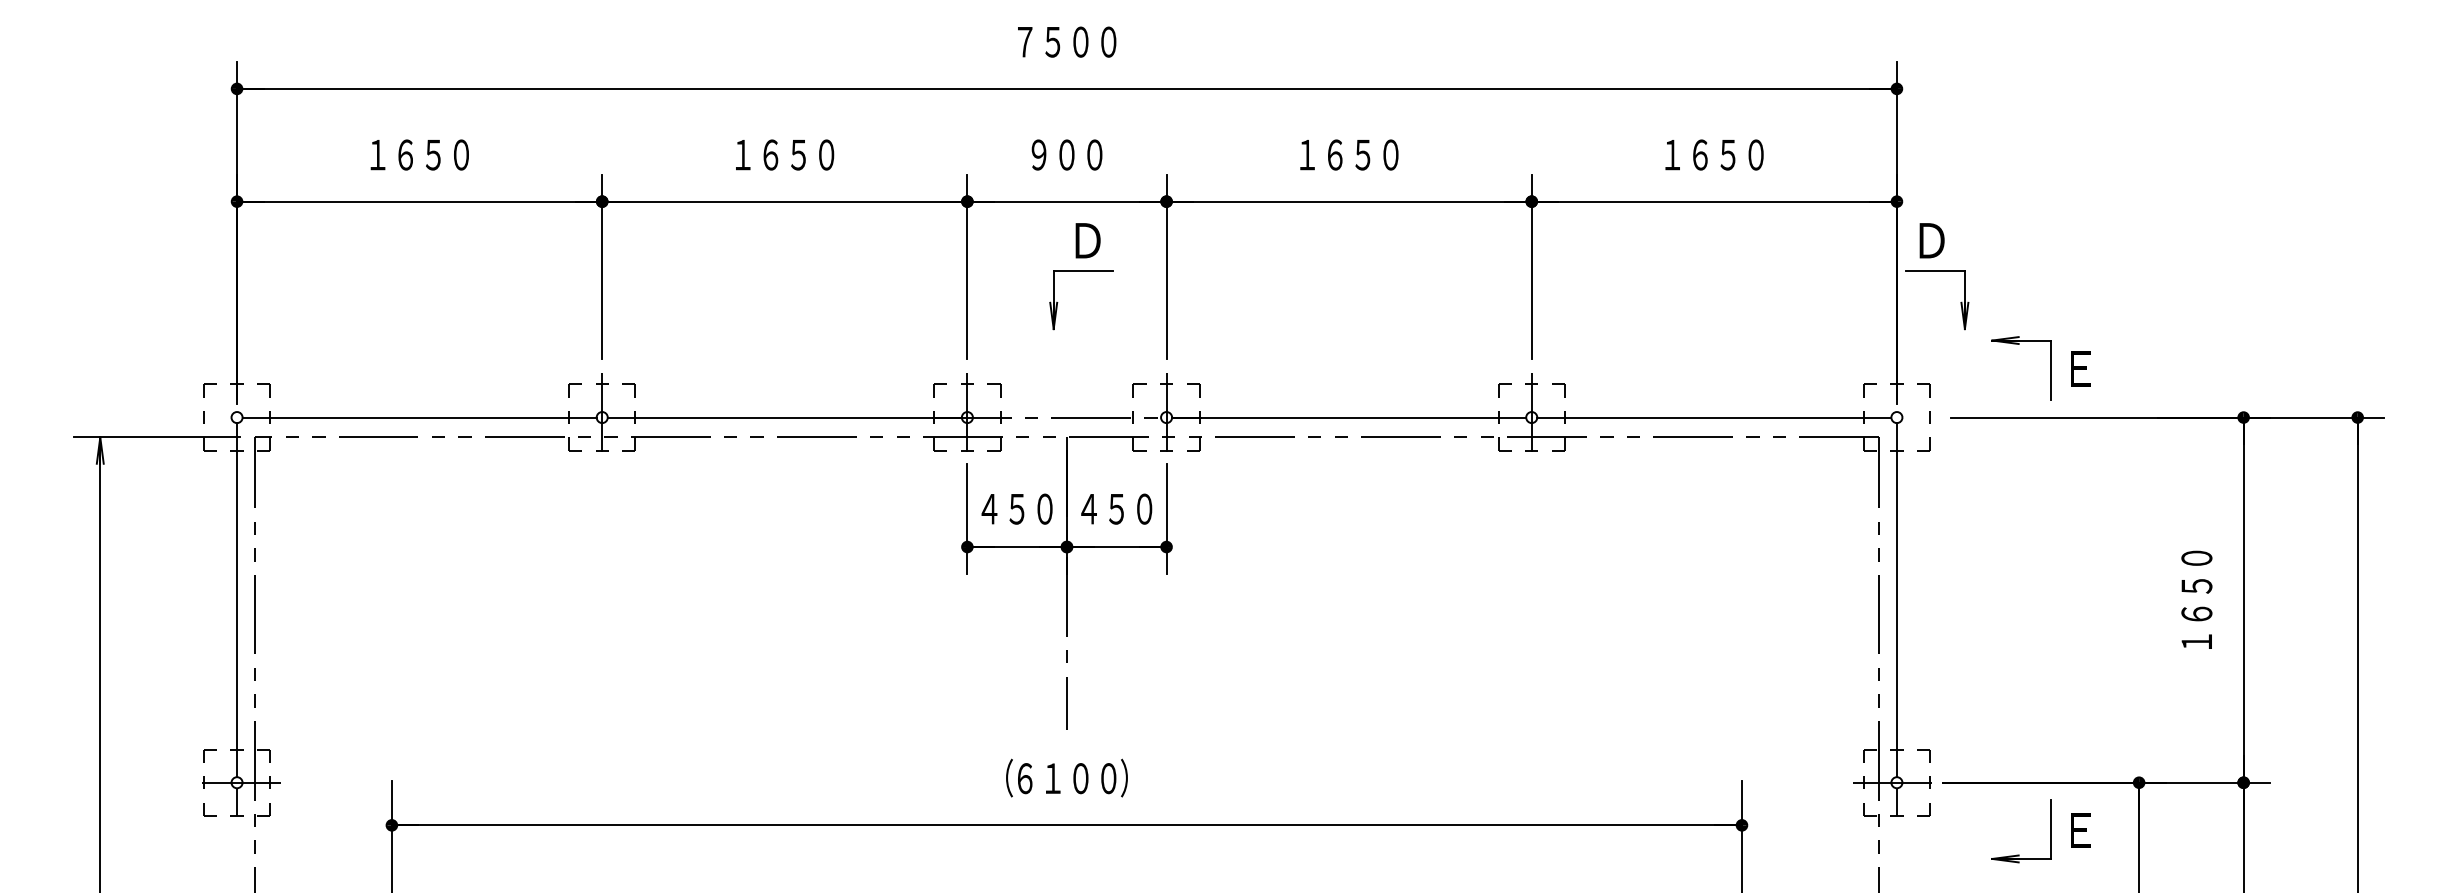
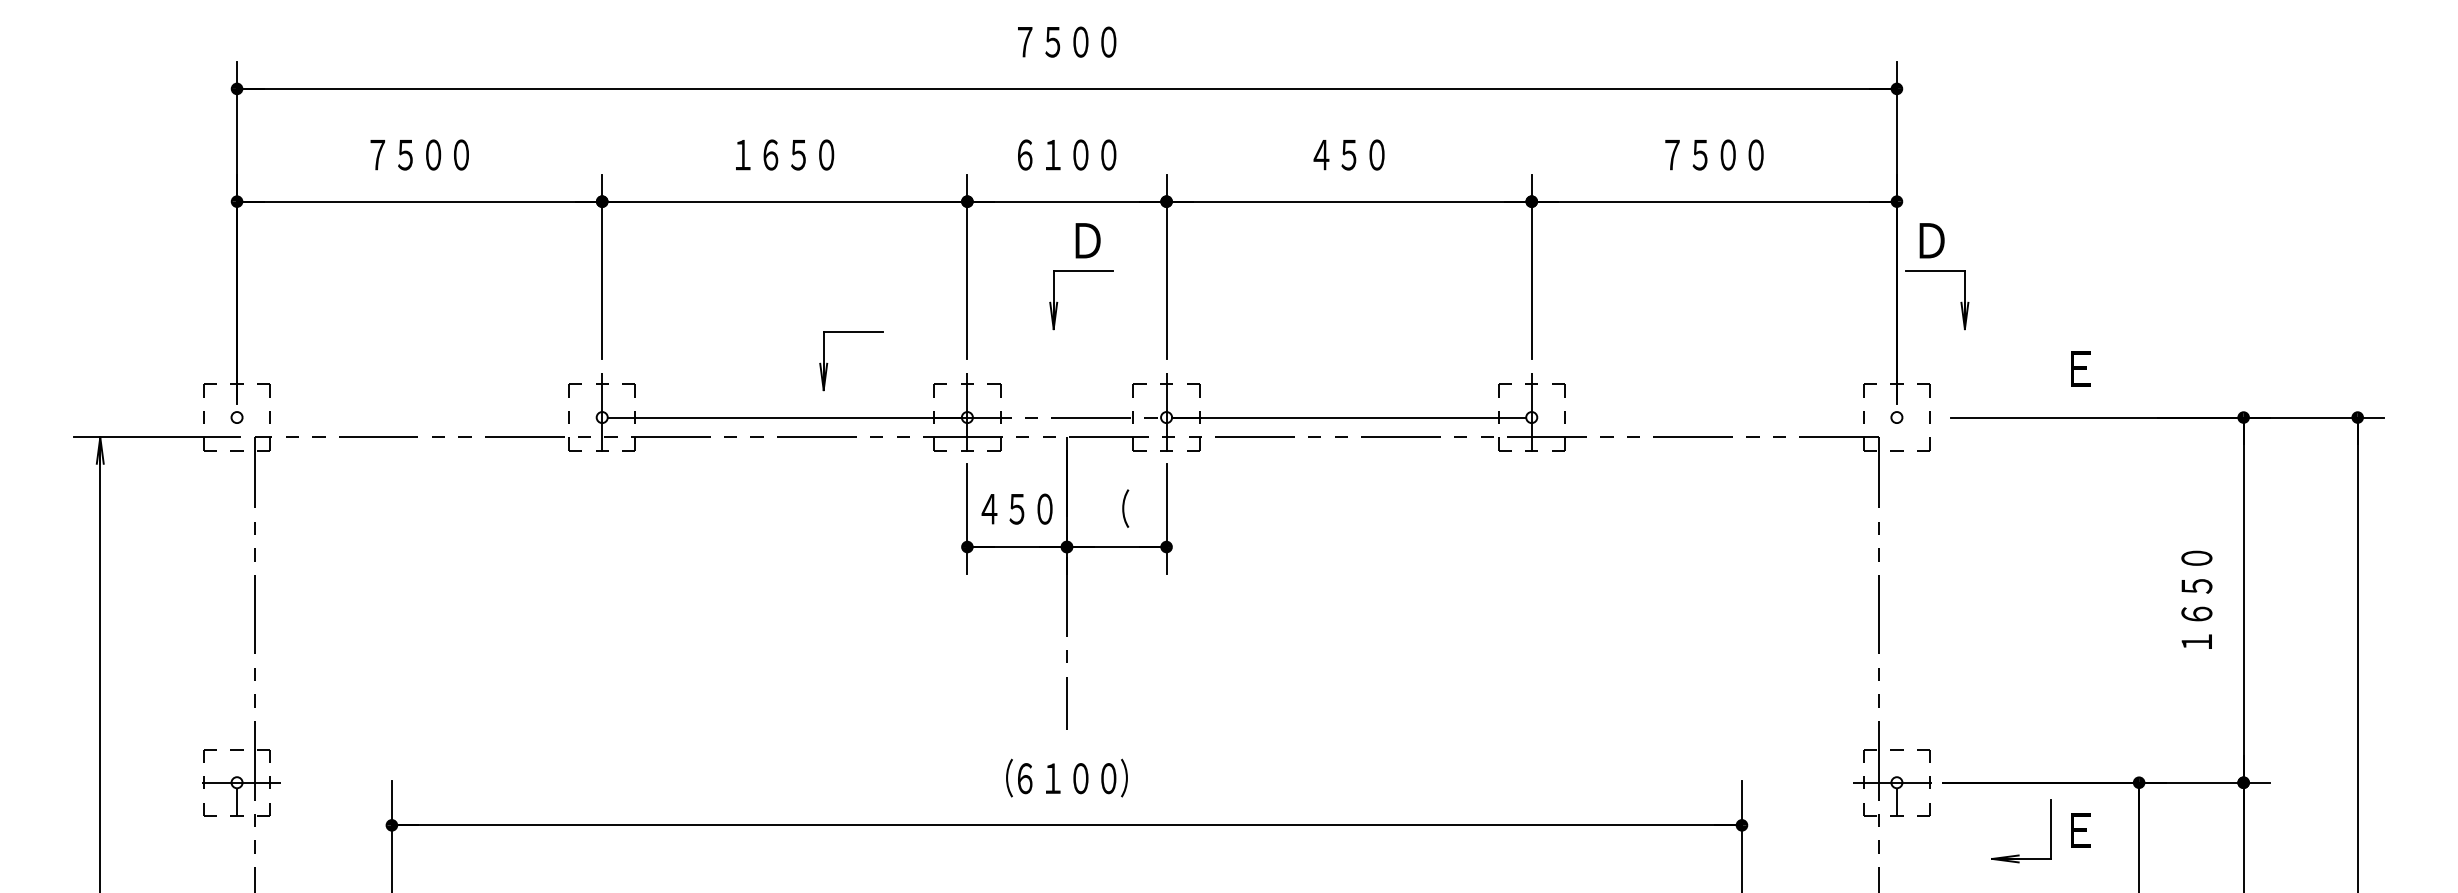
text: １６５０ -> ７５００ (405, 154)
text: ９００ -> ６１００ (1067, 154)
text: １６５０ -> ４５０ (1349, 154)
text: １６５０ -> ７５００ (1700, 154)
part: present -> none (2019, 344)
part: none -> present (828, 363)
line: present -> none (419, 417)
line: present -> none (1714, 417)
text: ４５０ -> （ (1116, 508)
line: present -> none (237, 600)
line: present -> none (1896, 600)
